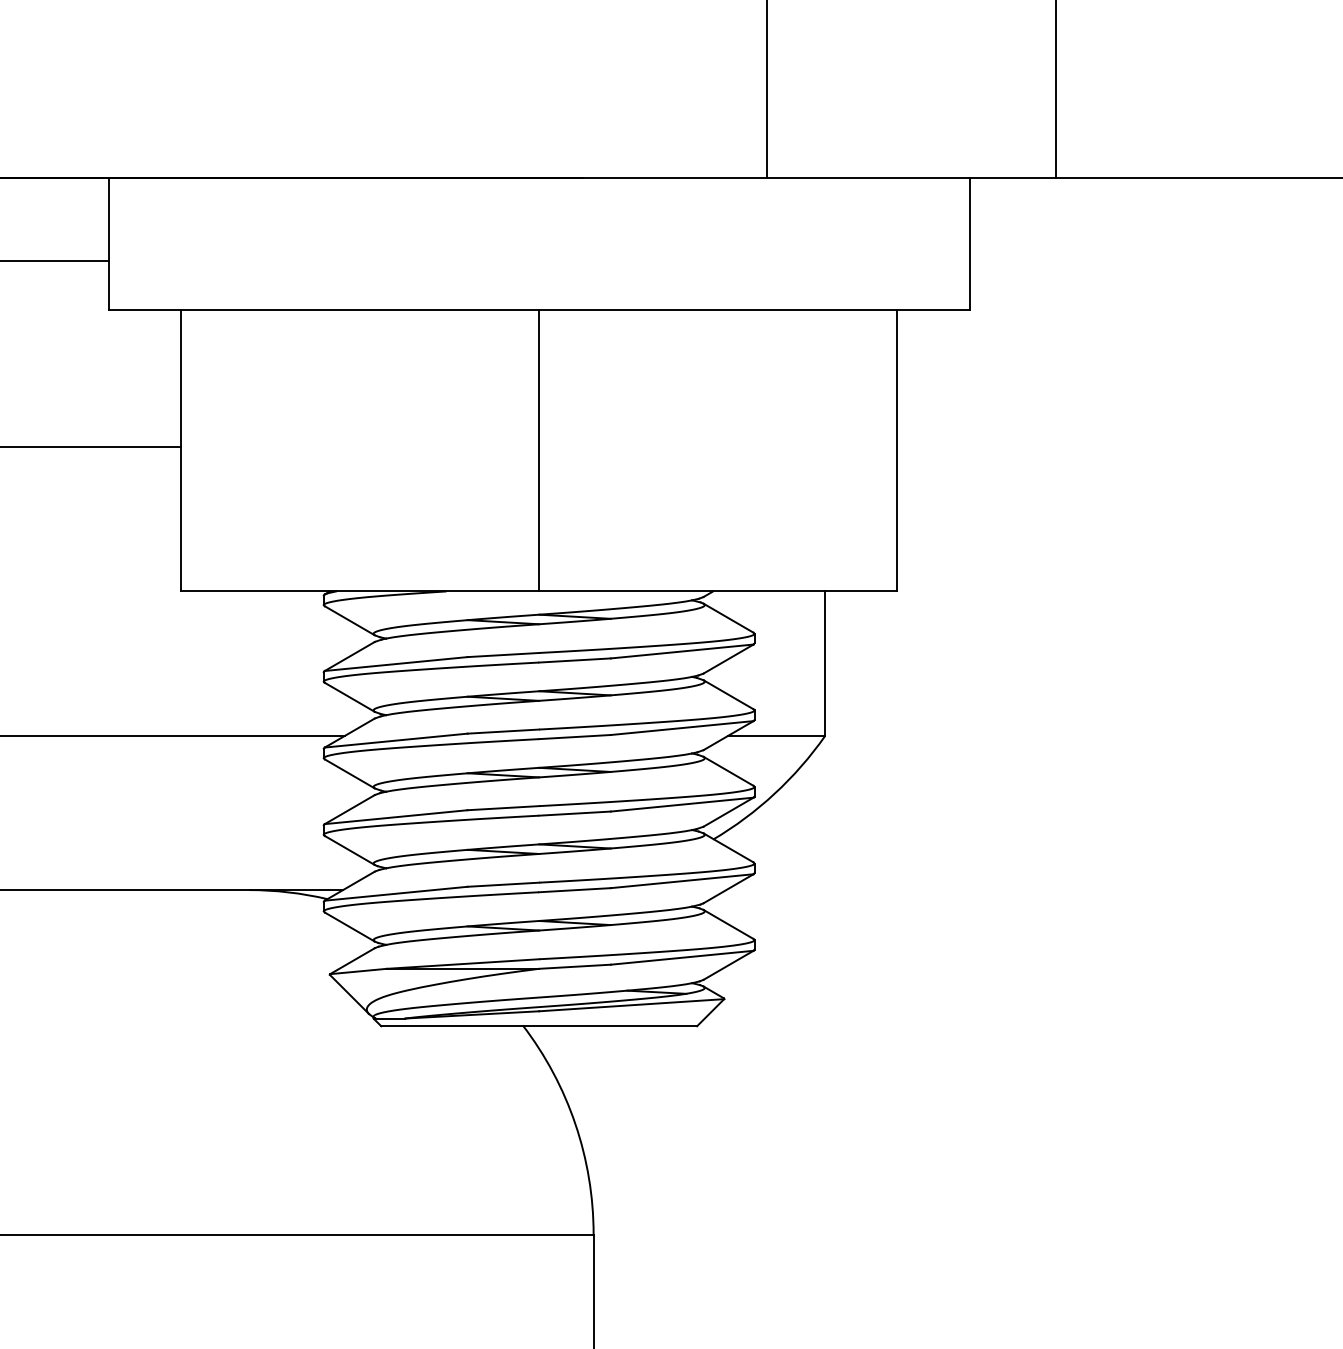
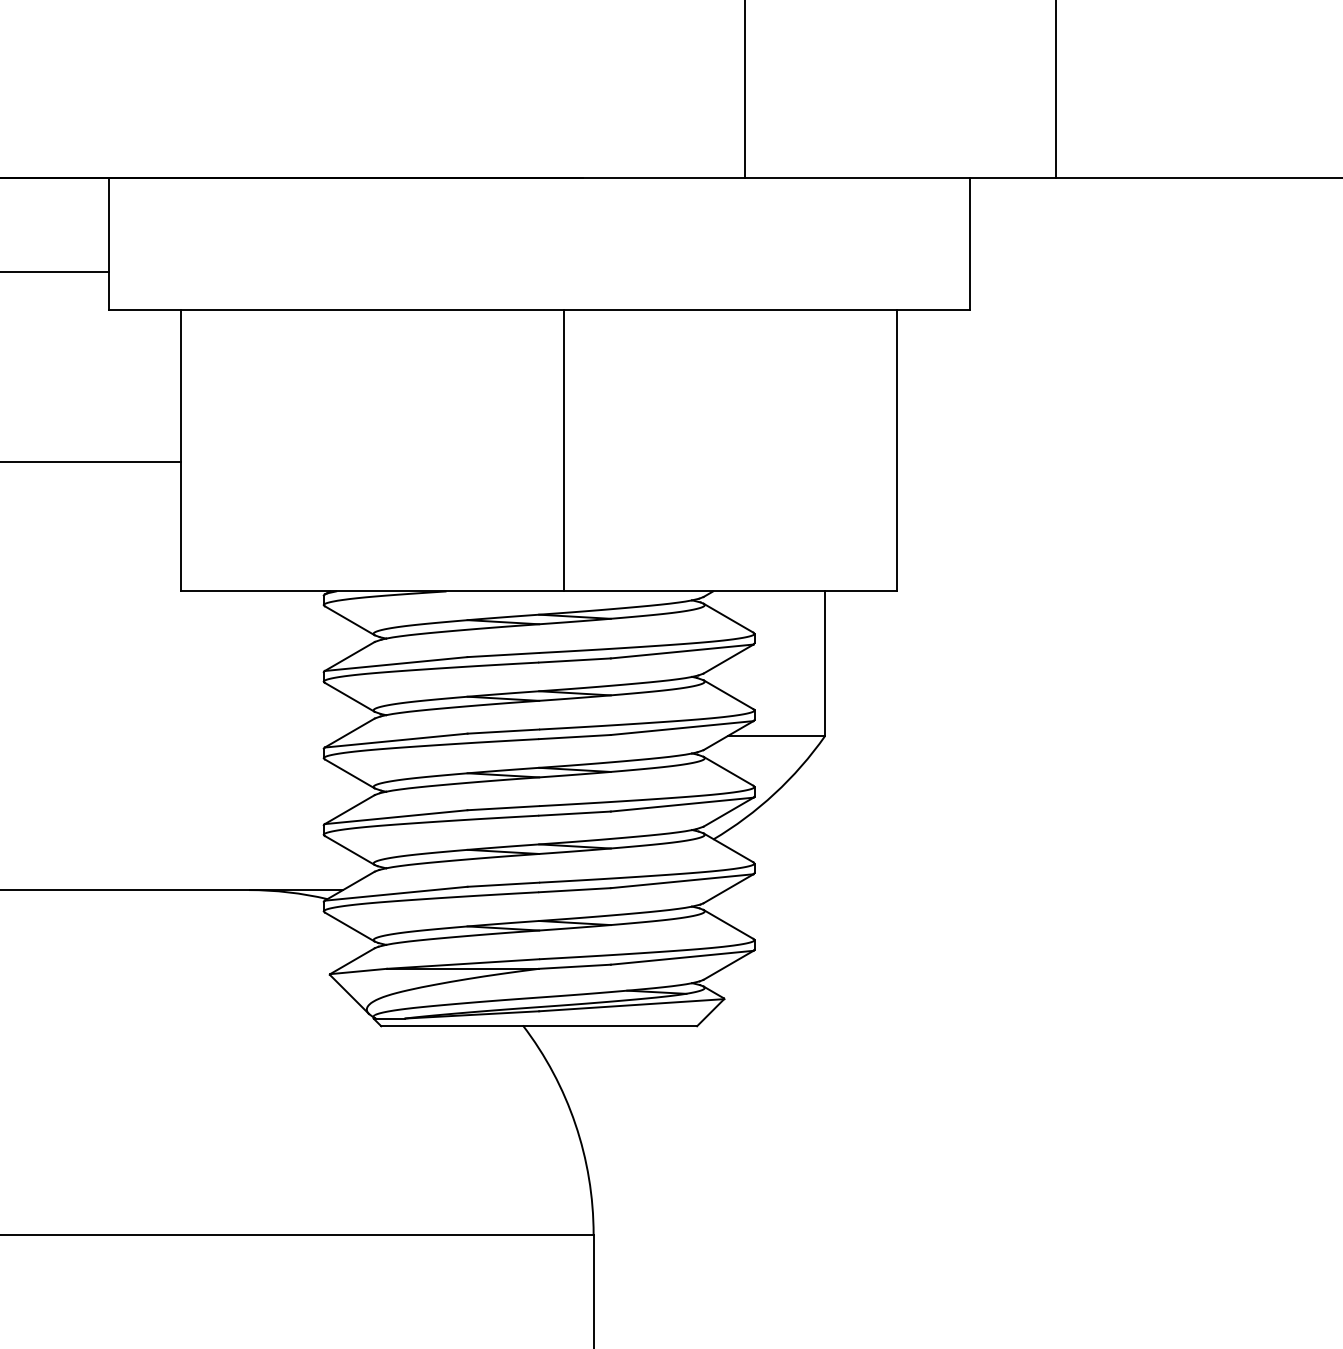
line position: (766, 89) -> (744, 89) (744, 89)
line position: (55, 260) -> (55, 271) (55, 271)
line position: (91, 446) -> (91, 461) (91, 461)
line position: (539, 450) -> (564, 450) (564, 450)
line: present -> none (173, 735)
